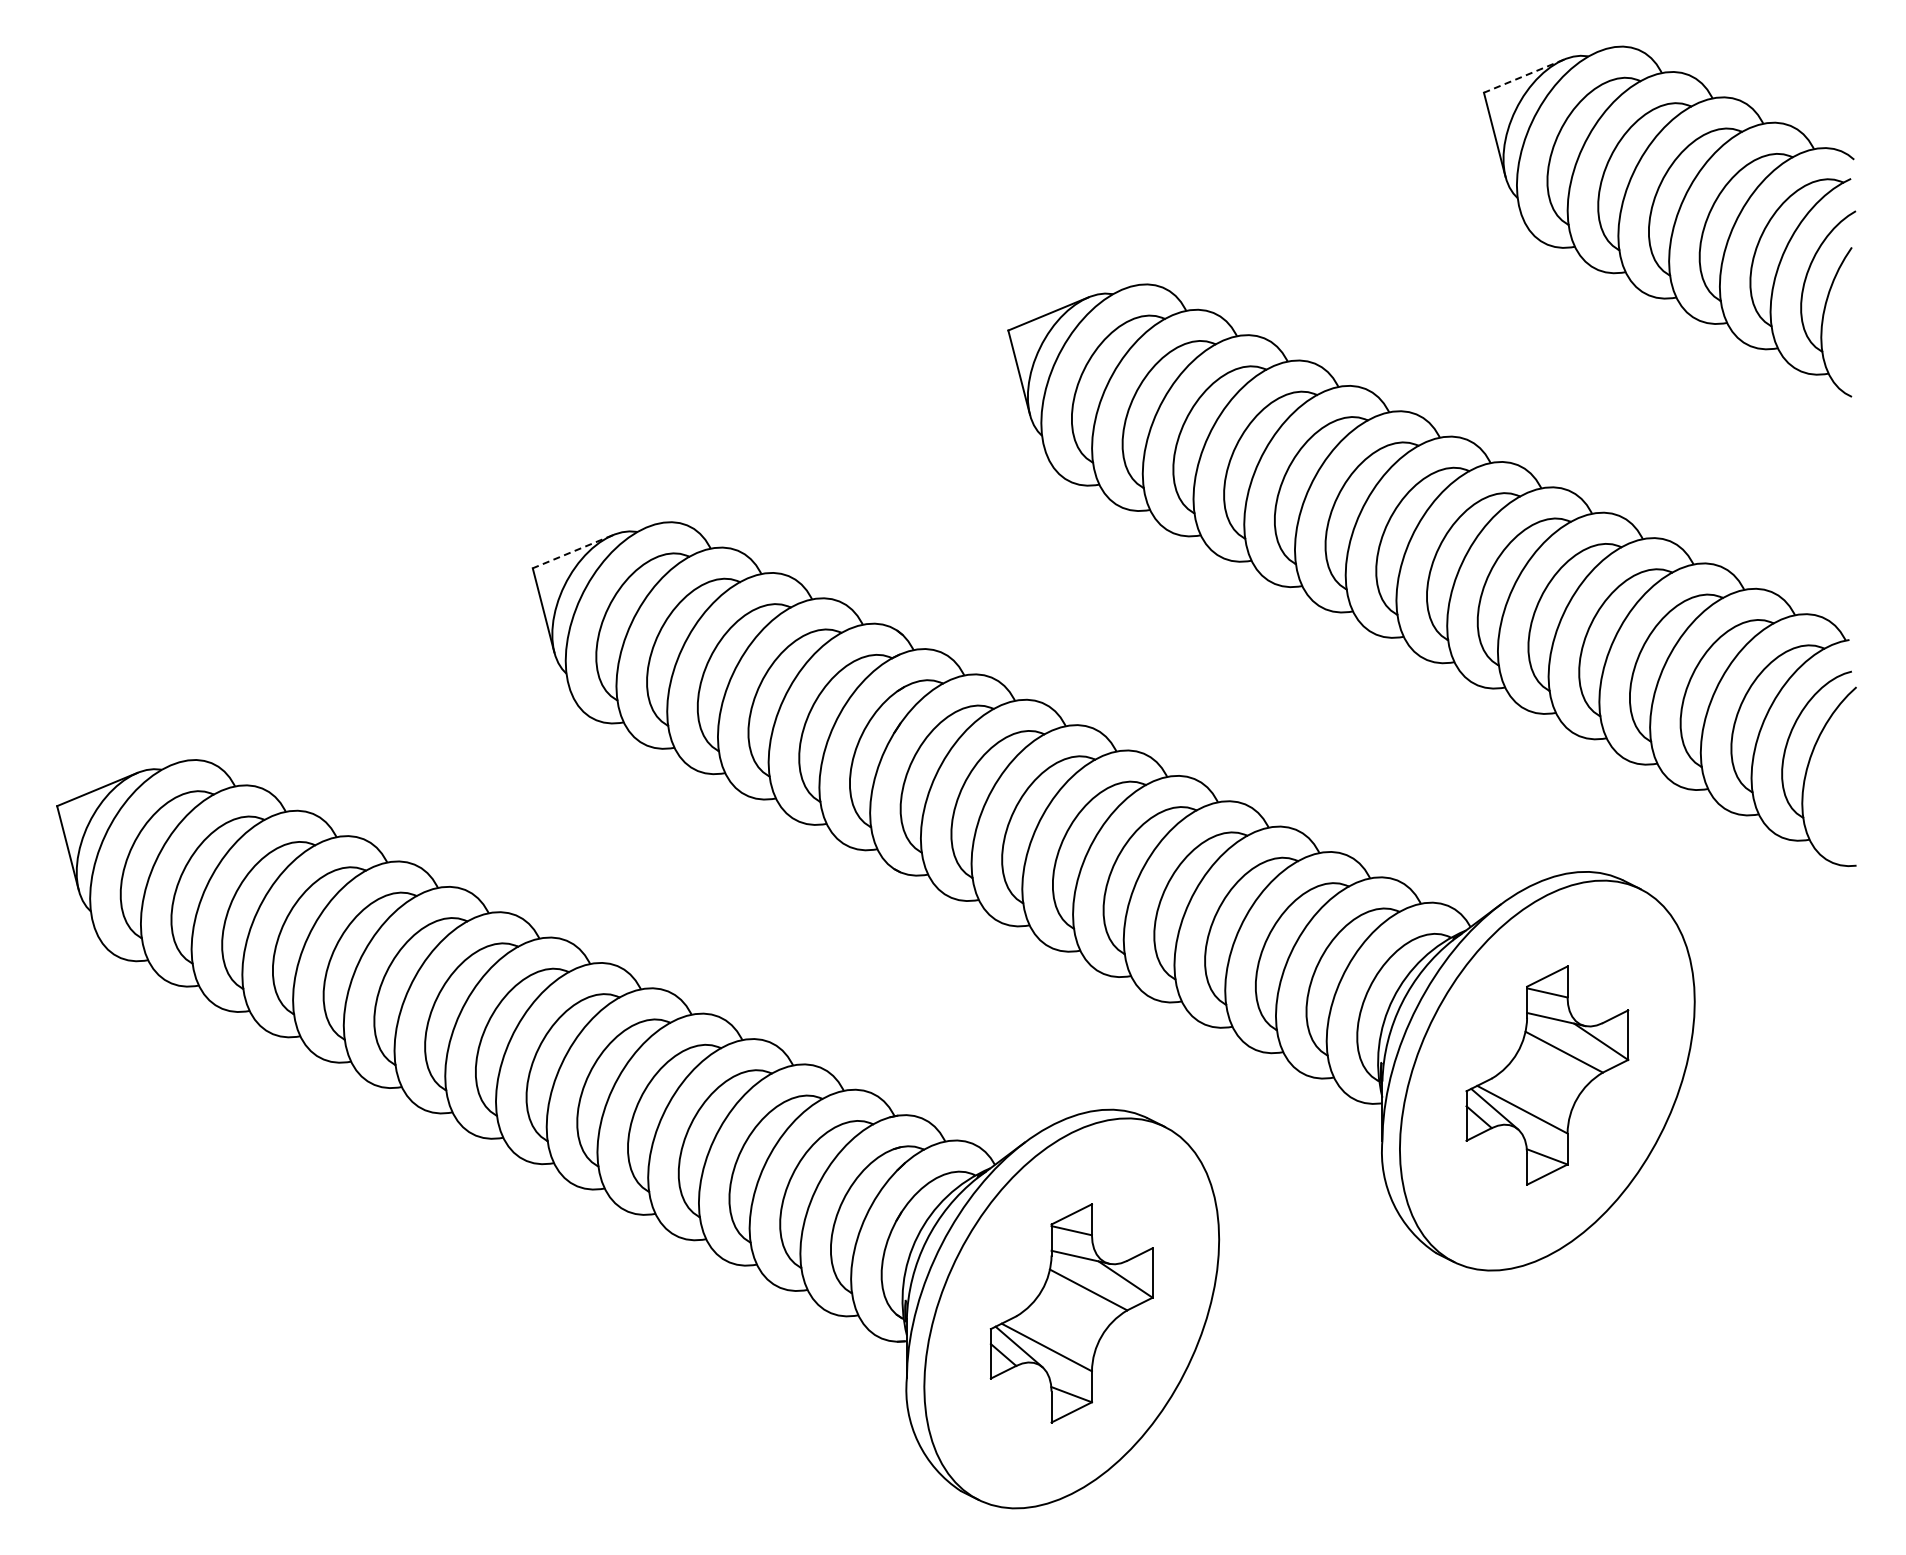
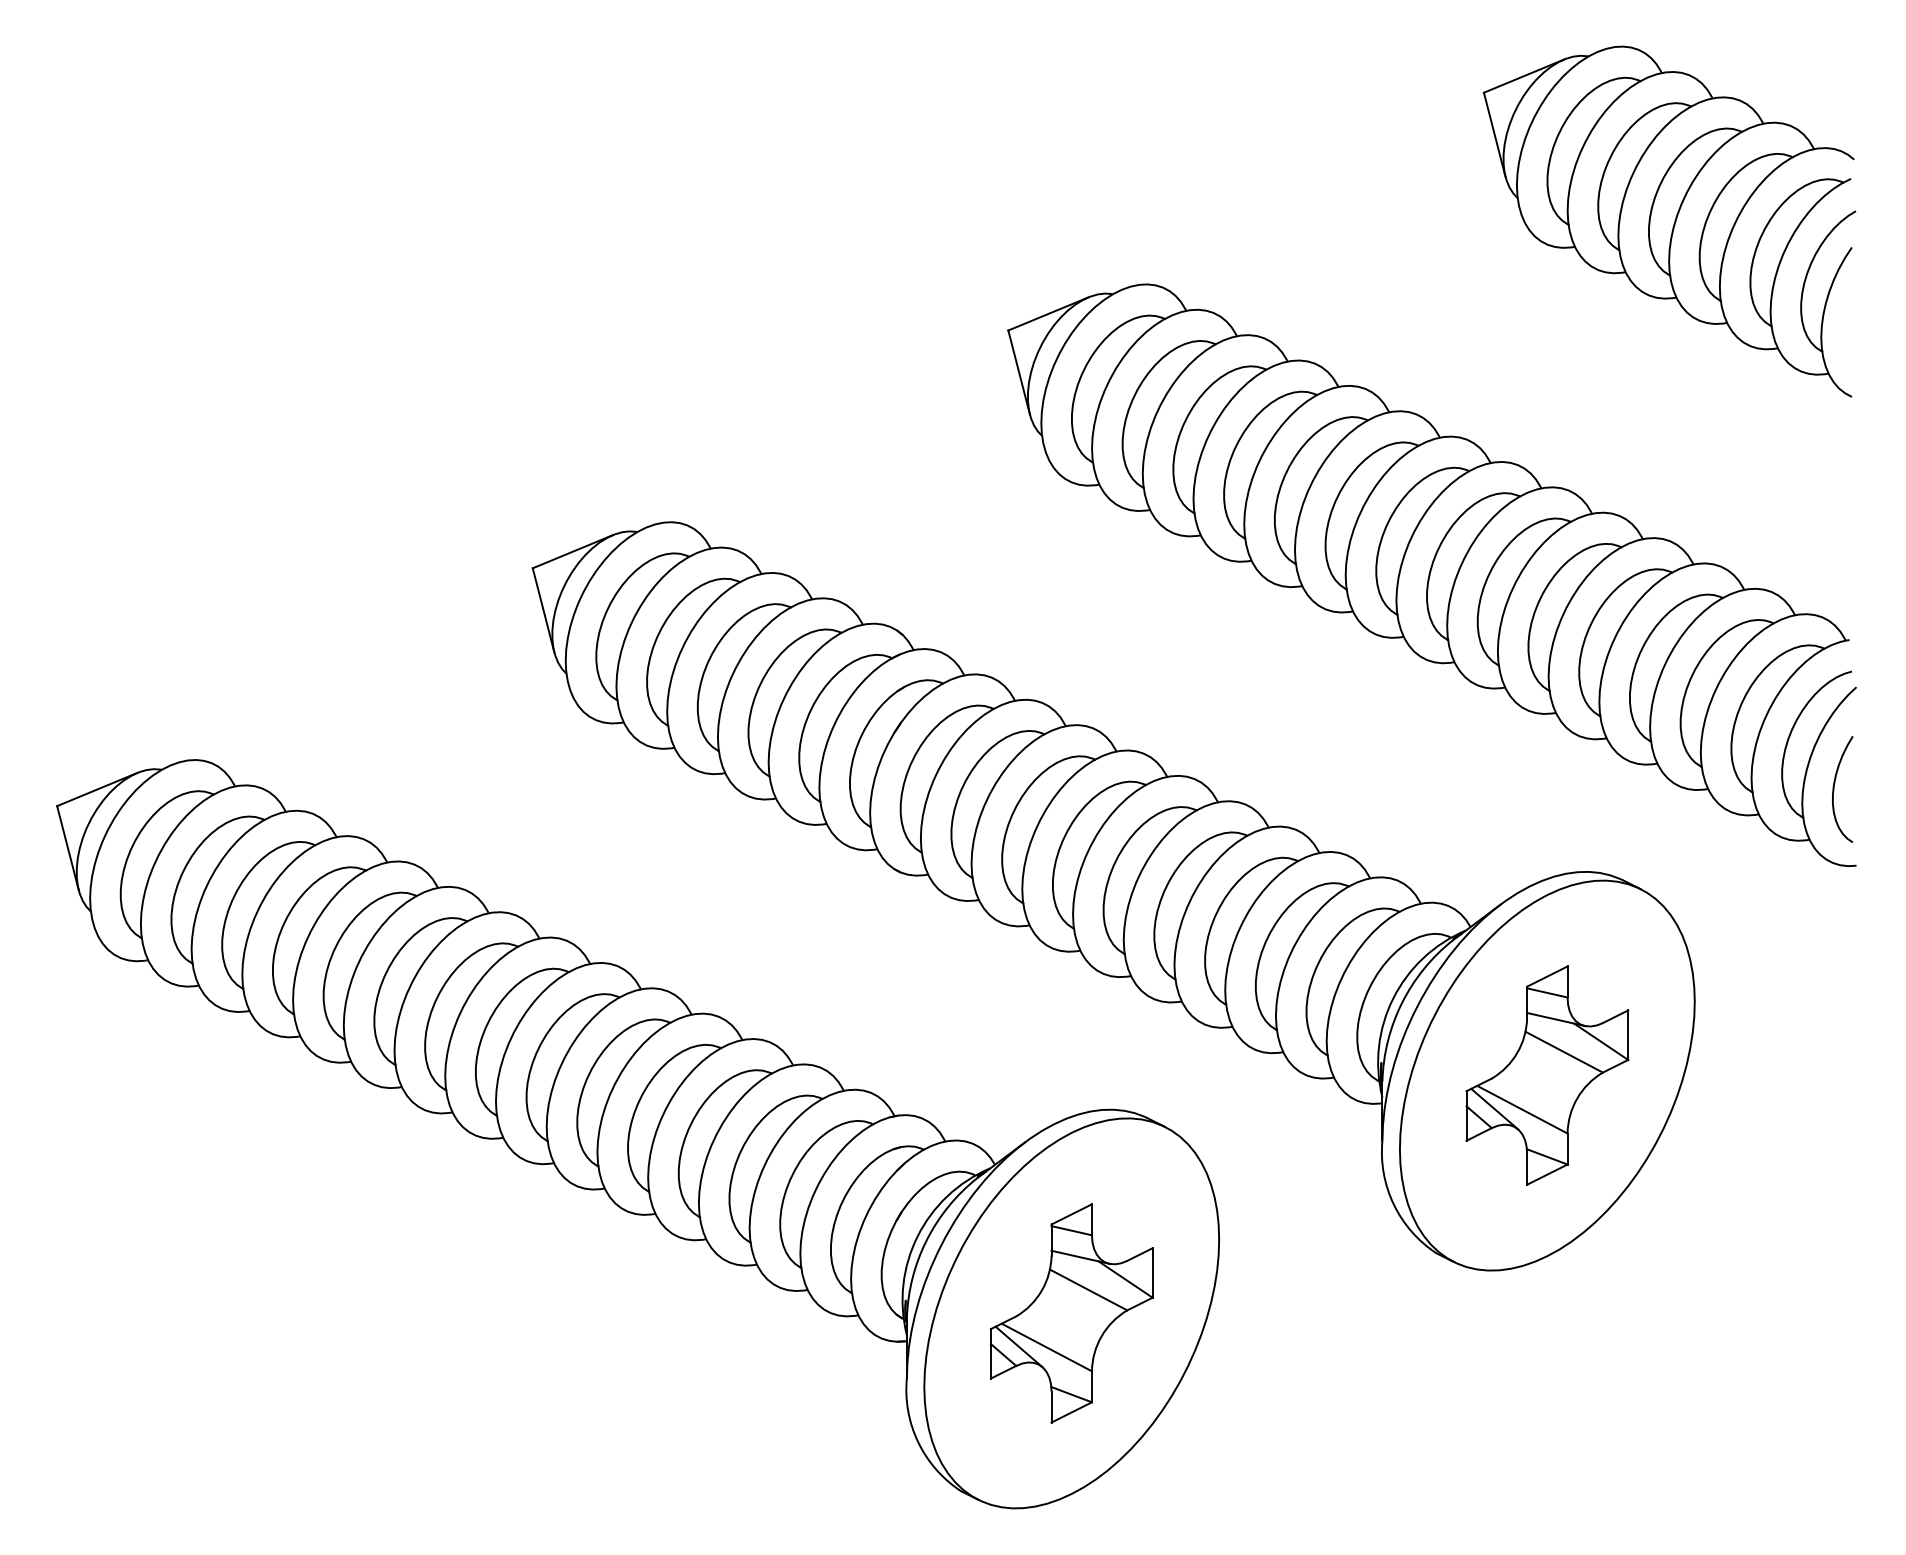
line: dashed -> solid (1523, 76)
line: dashed -> solid (572, 551)
curve: none -> present (1834, 789)
